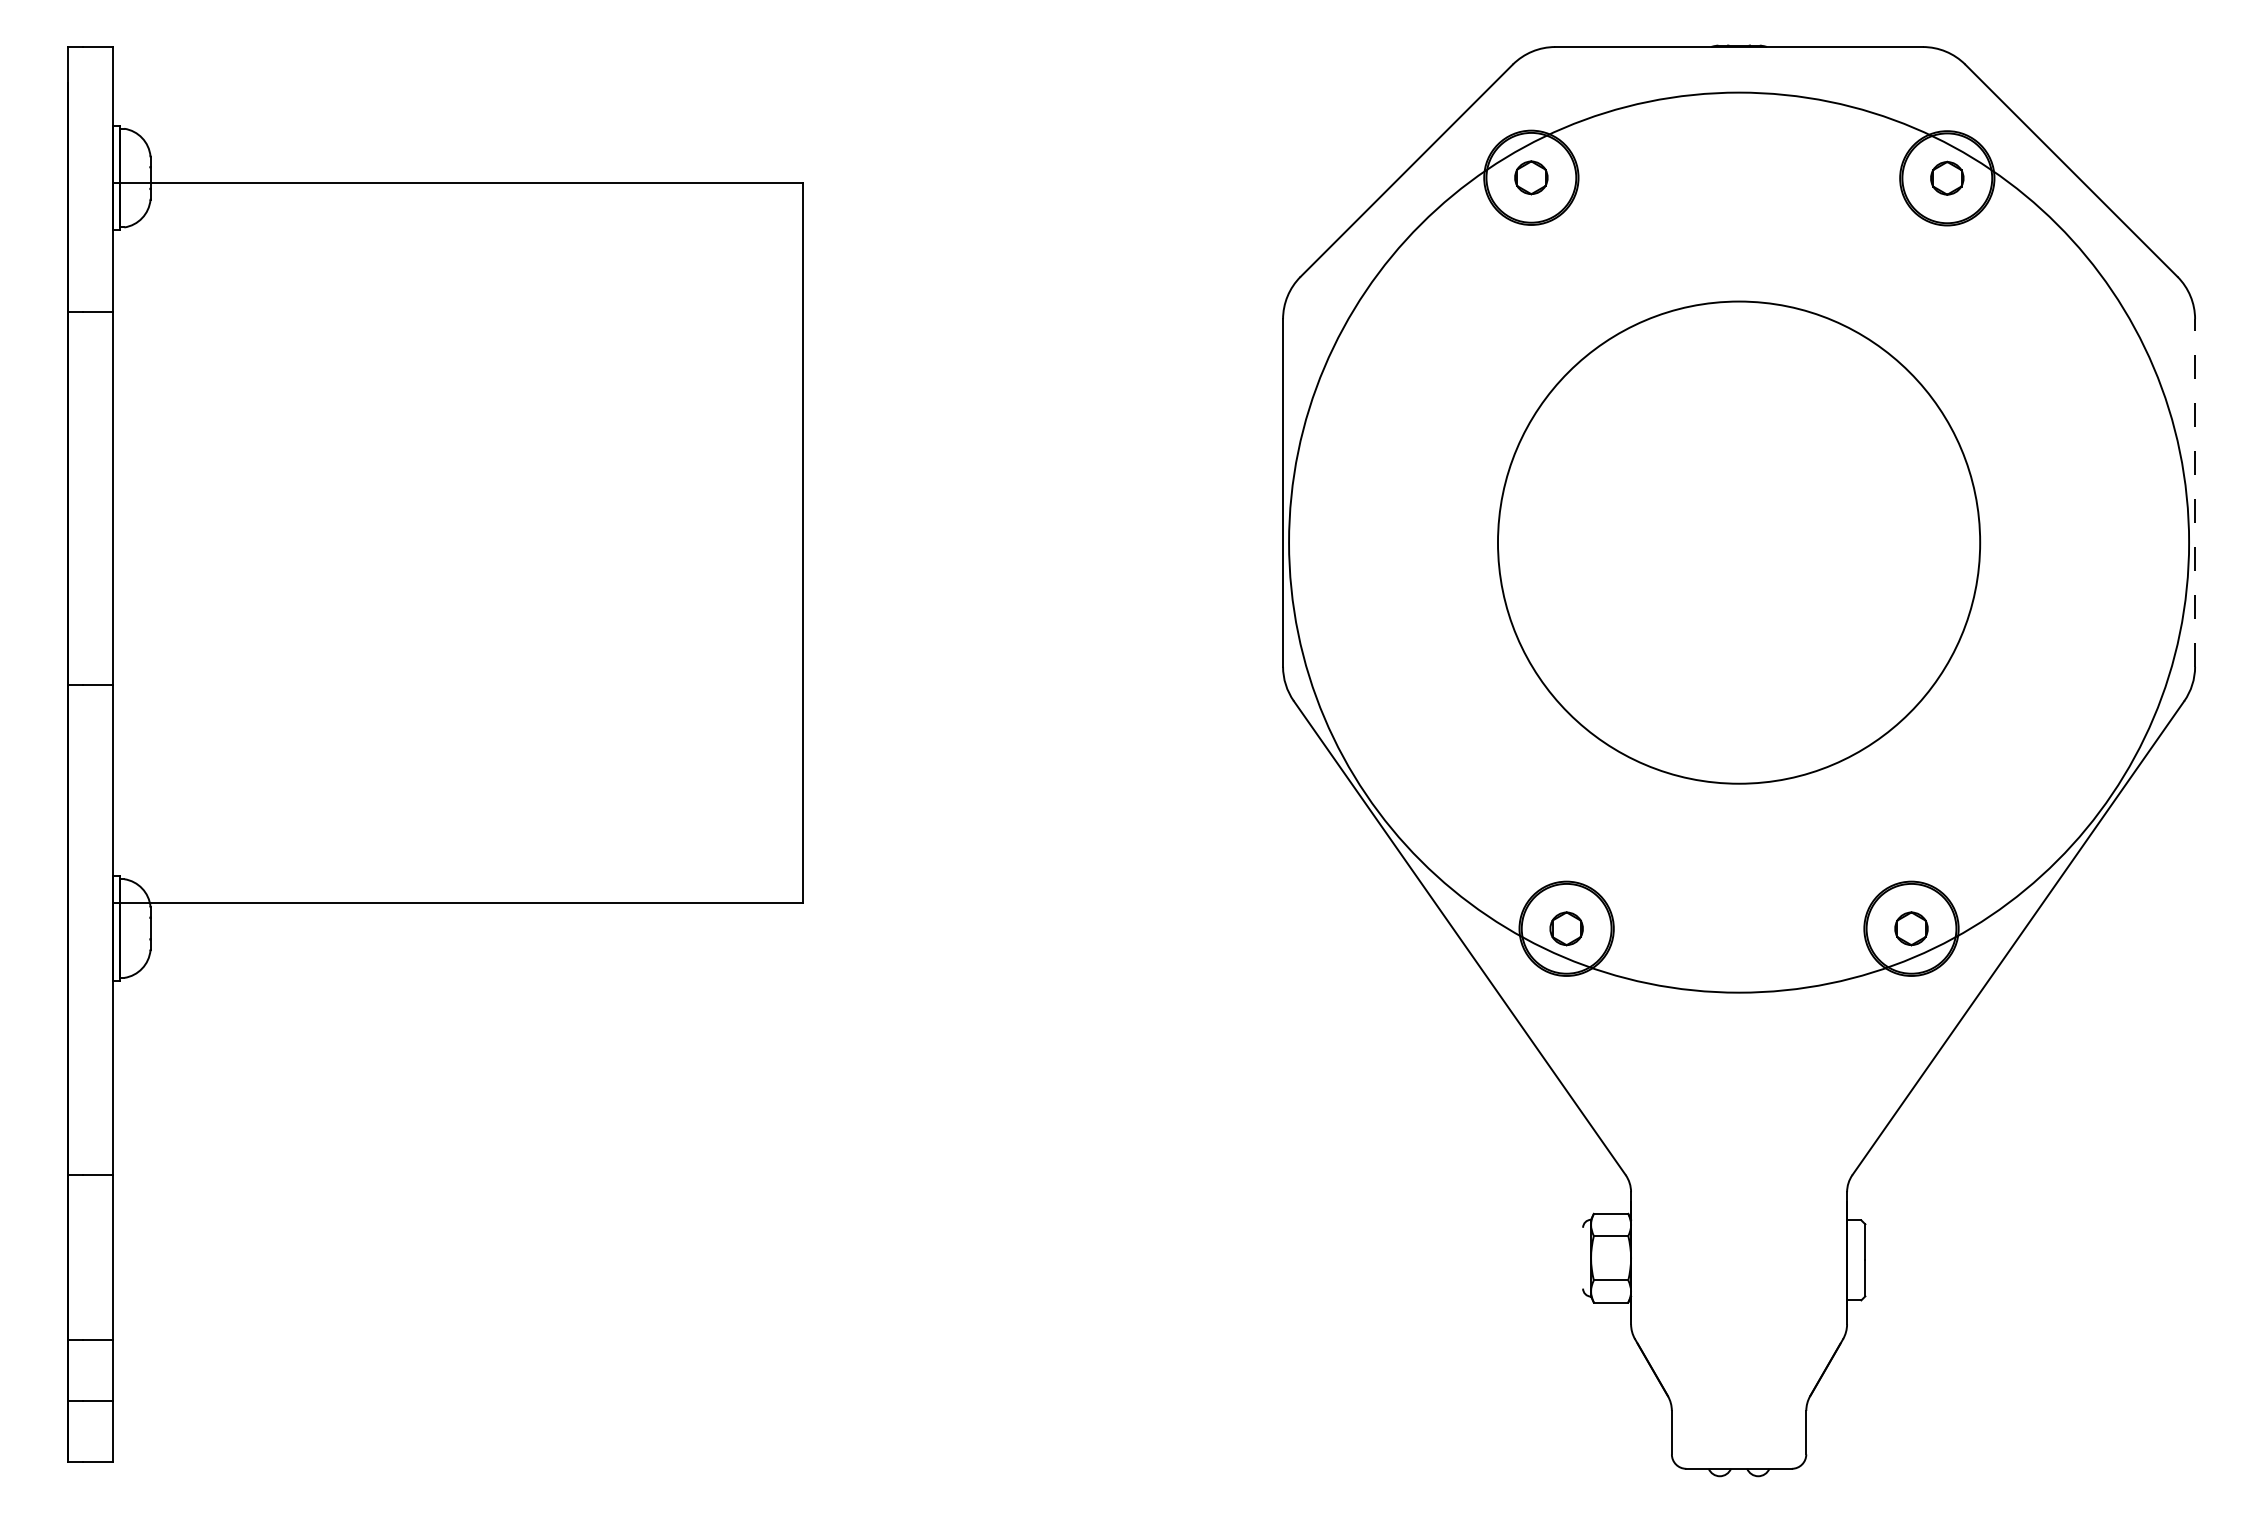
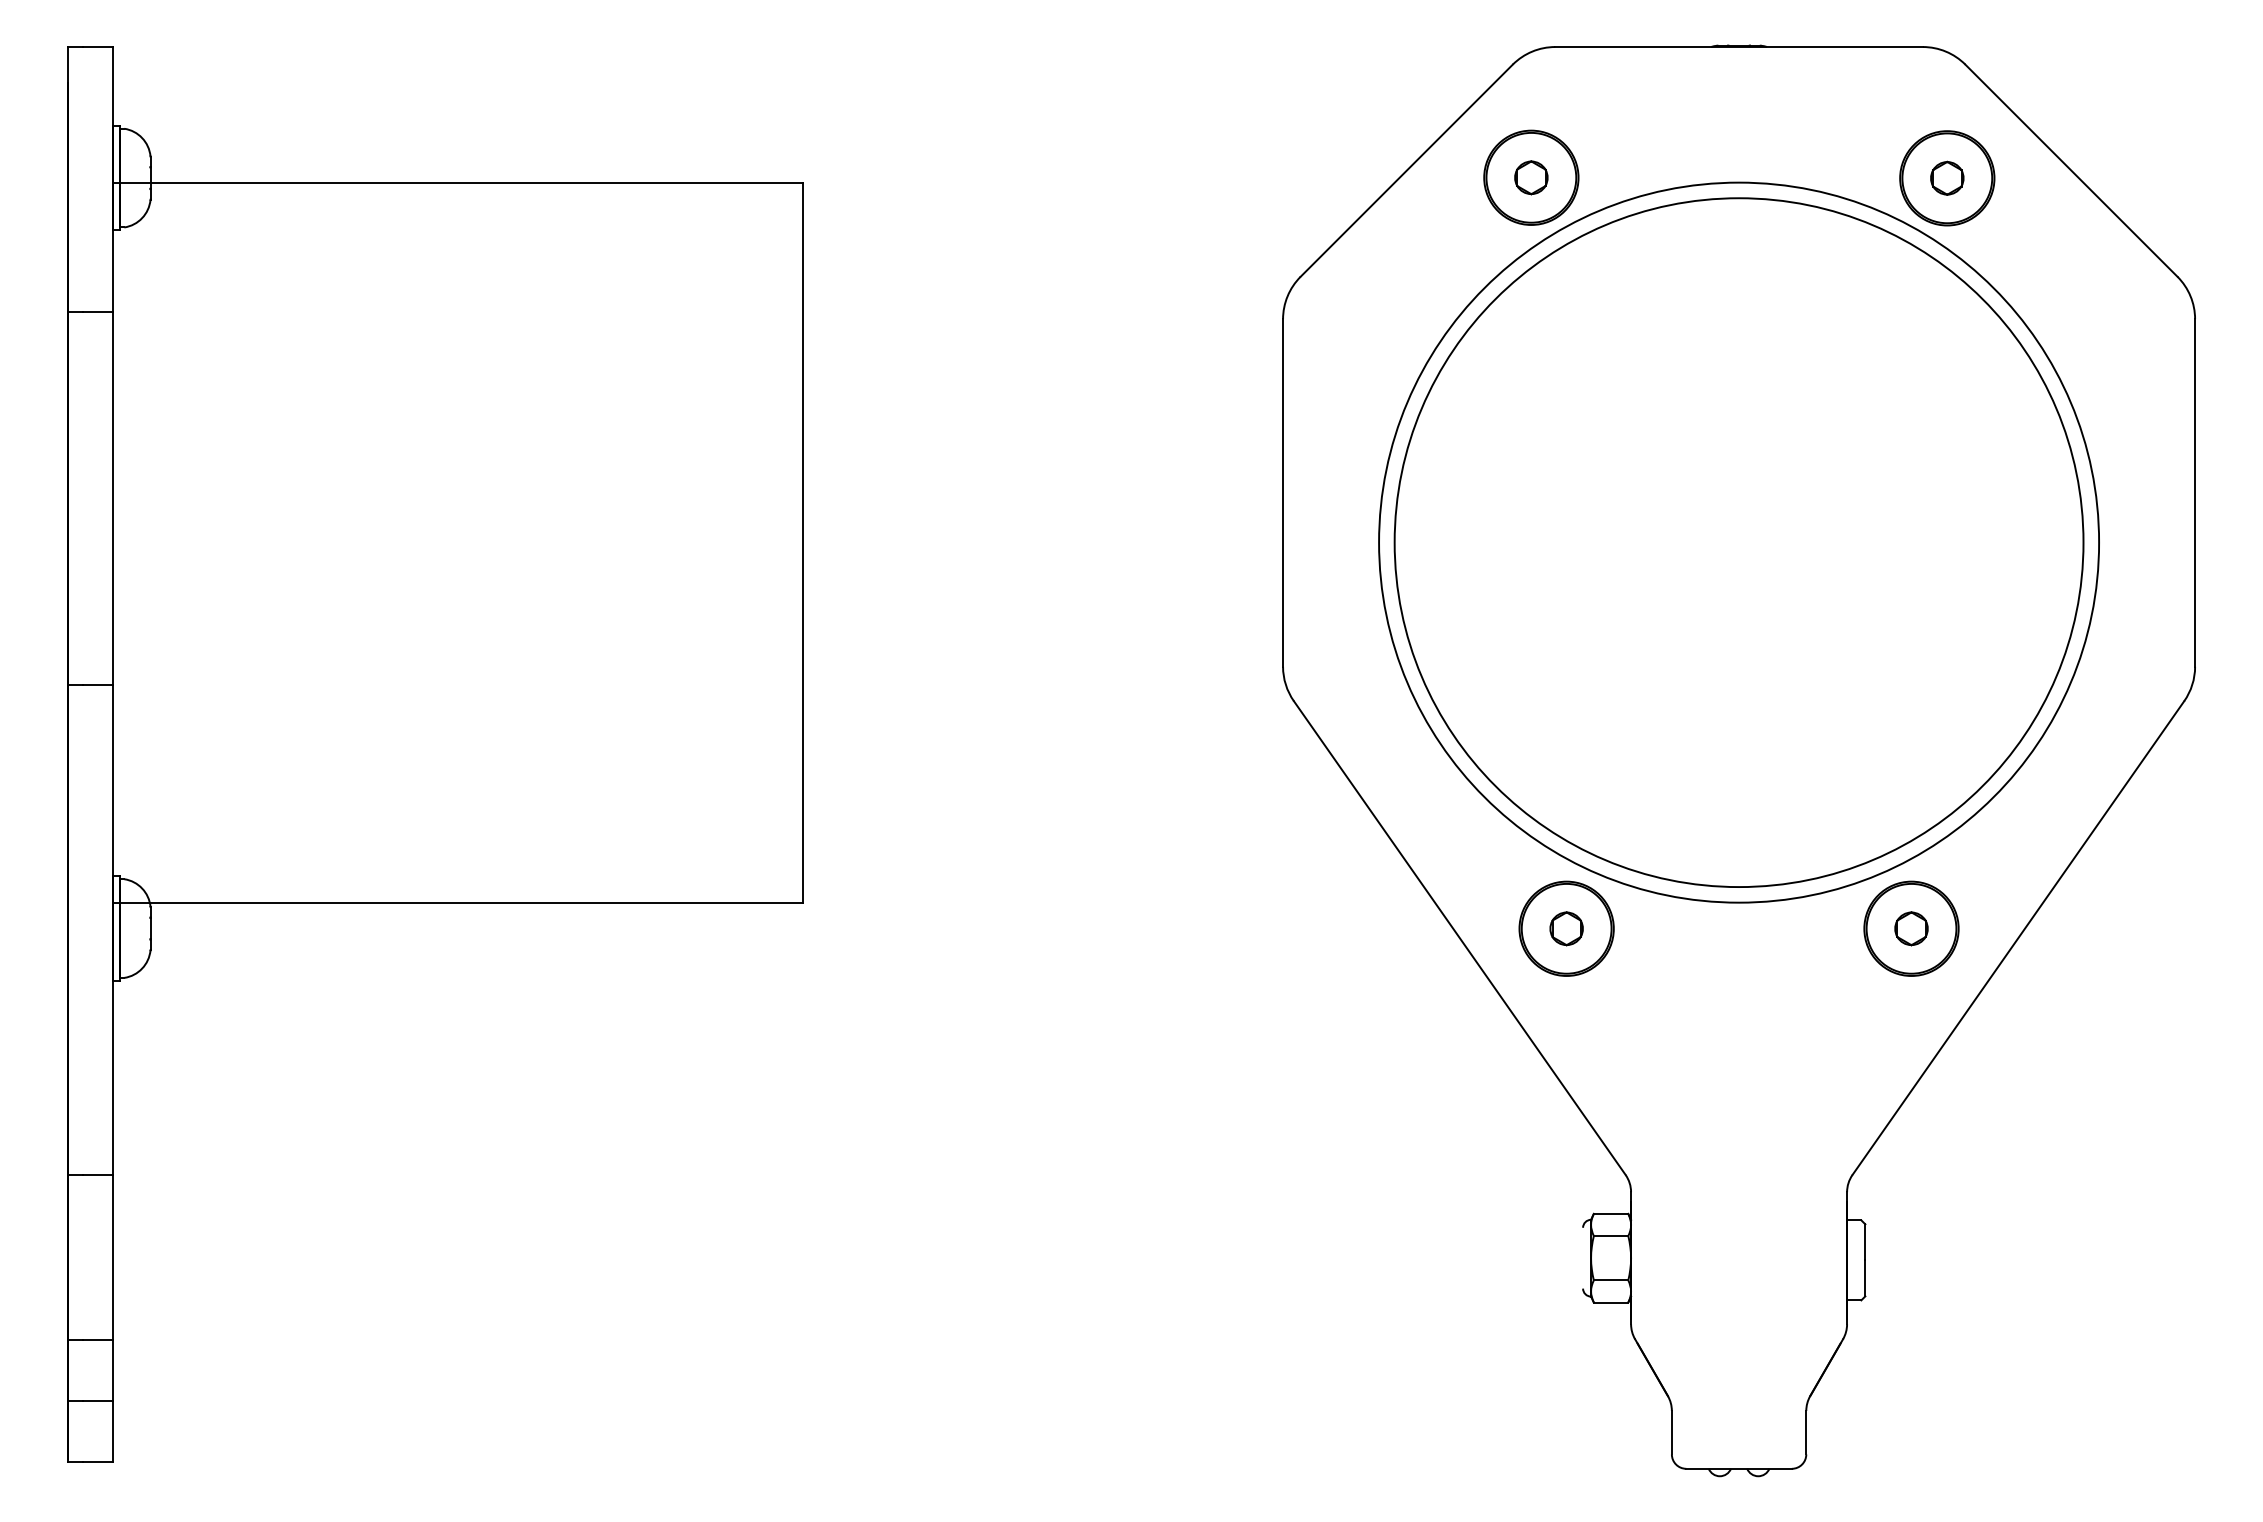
line: dashed -> solid (2195, 492)
circle diameter: 482 px -> 689 px (1738, 542)
circle diameter: 900 px -> 720 px (1739, 542)
